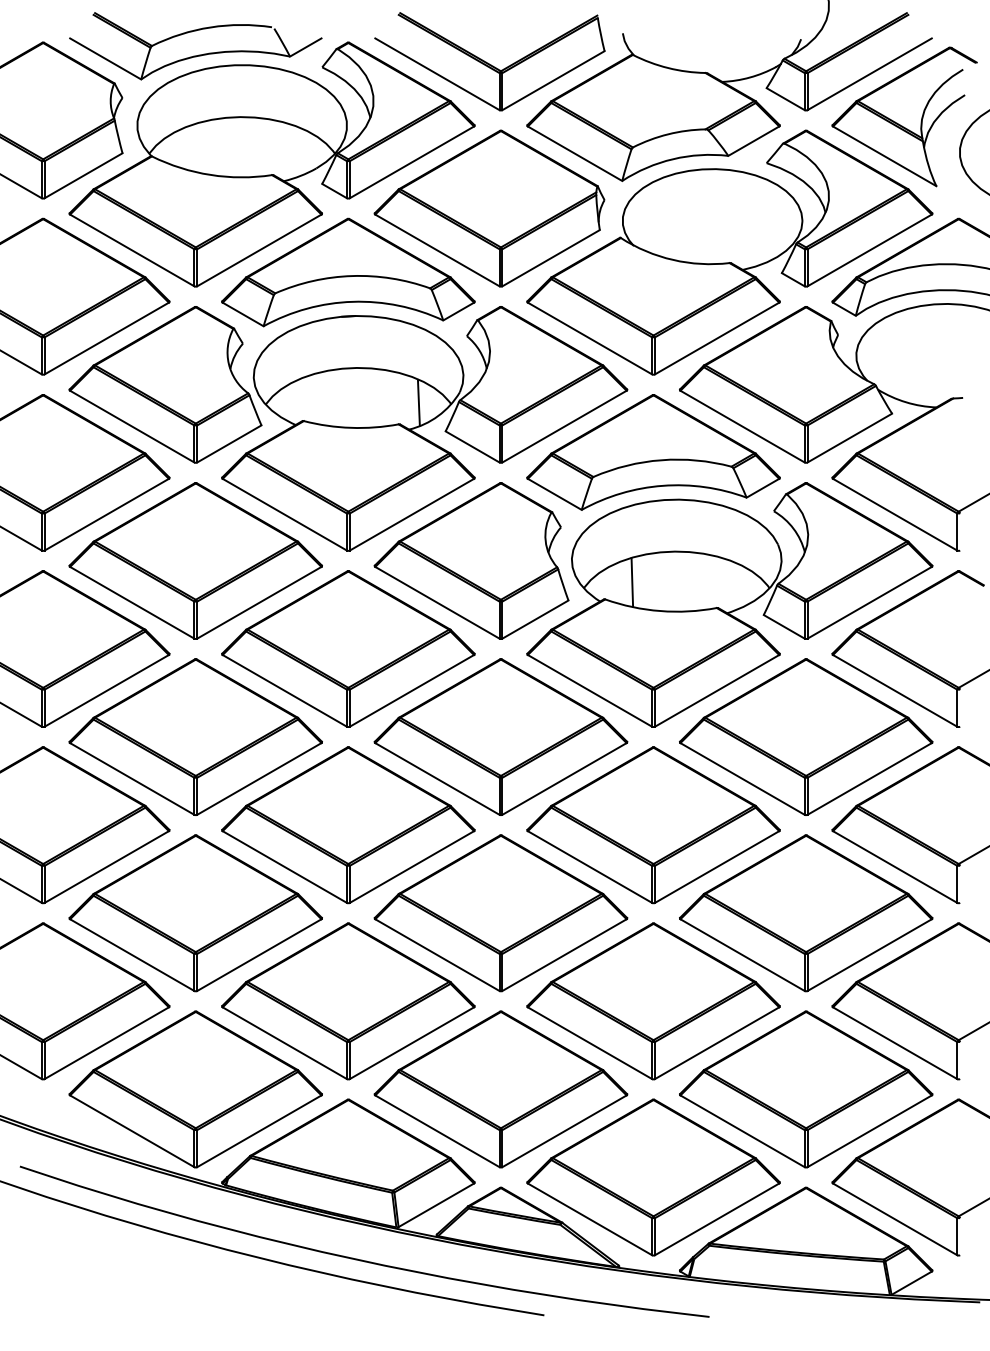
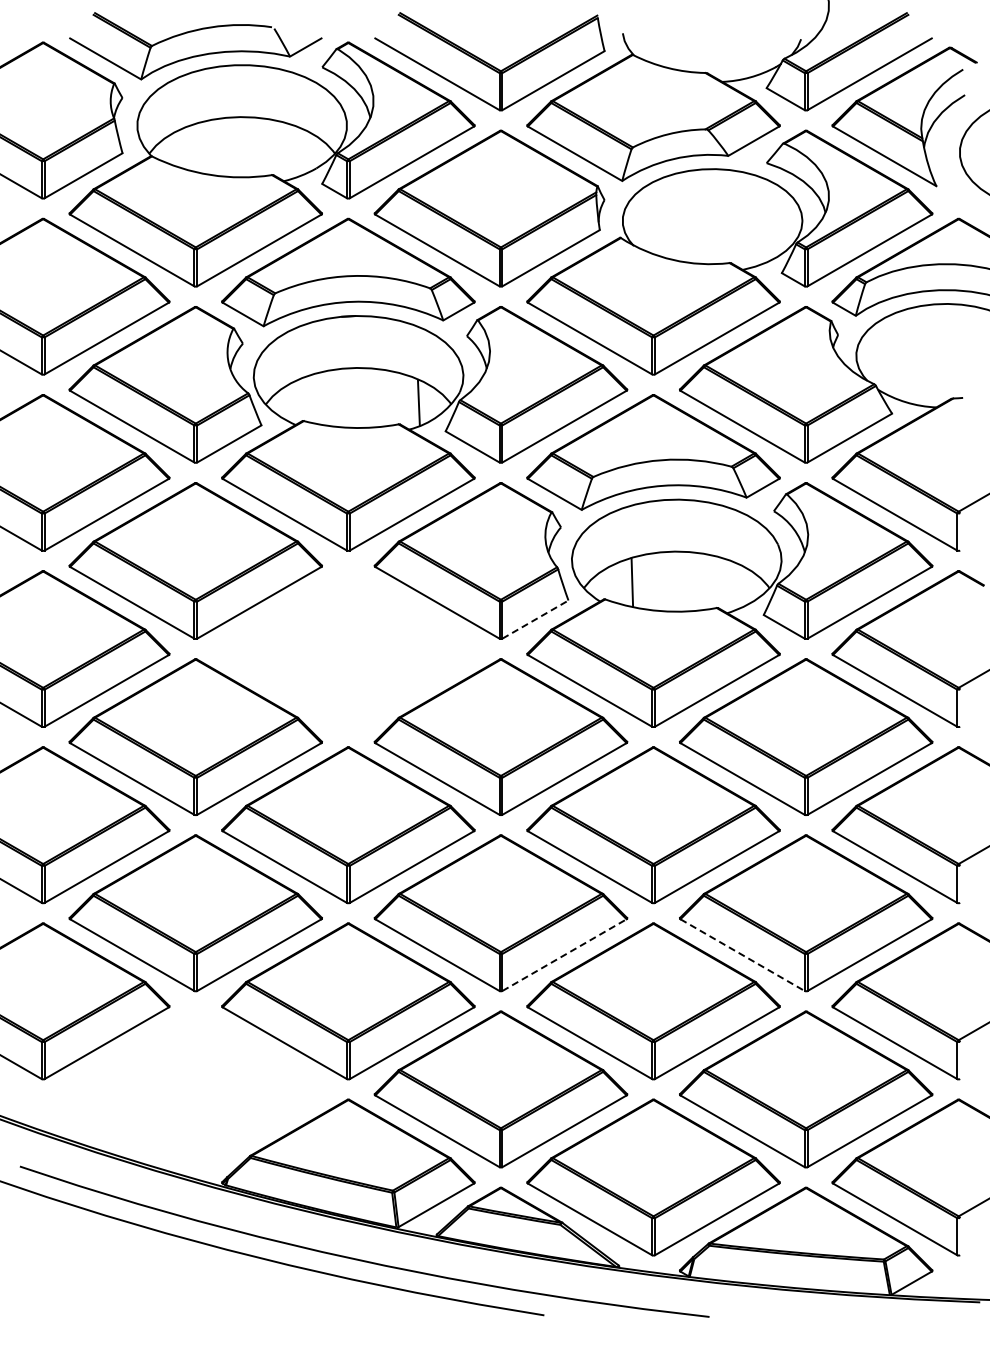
line: solid -> dashed (535, 619)
part: present -> none (348, 648)
line: solid -> dashed (564, 955)
line: solid -> dashed (742, 955)
part: present -> none (195, 1089)
